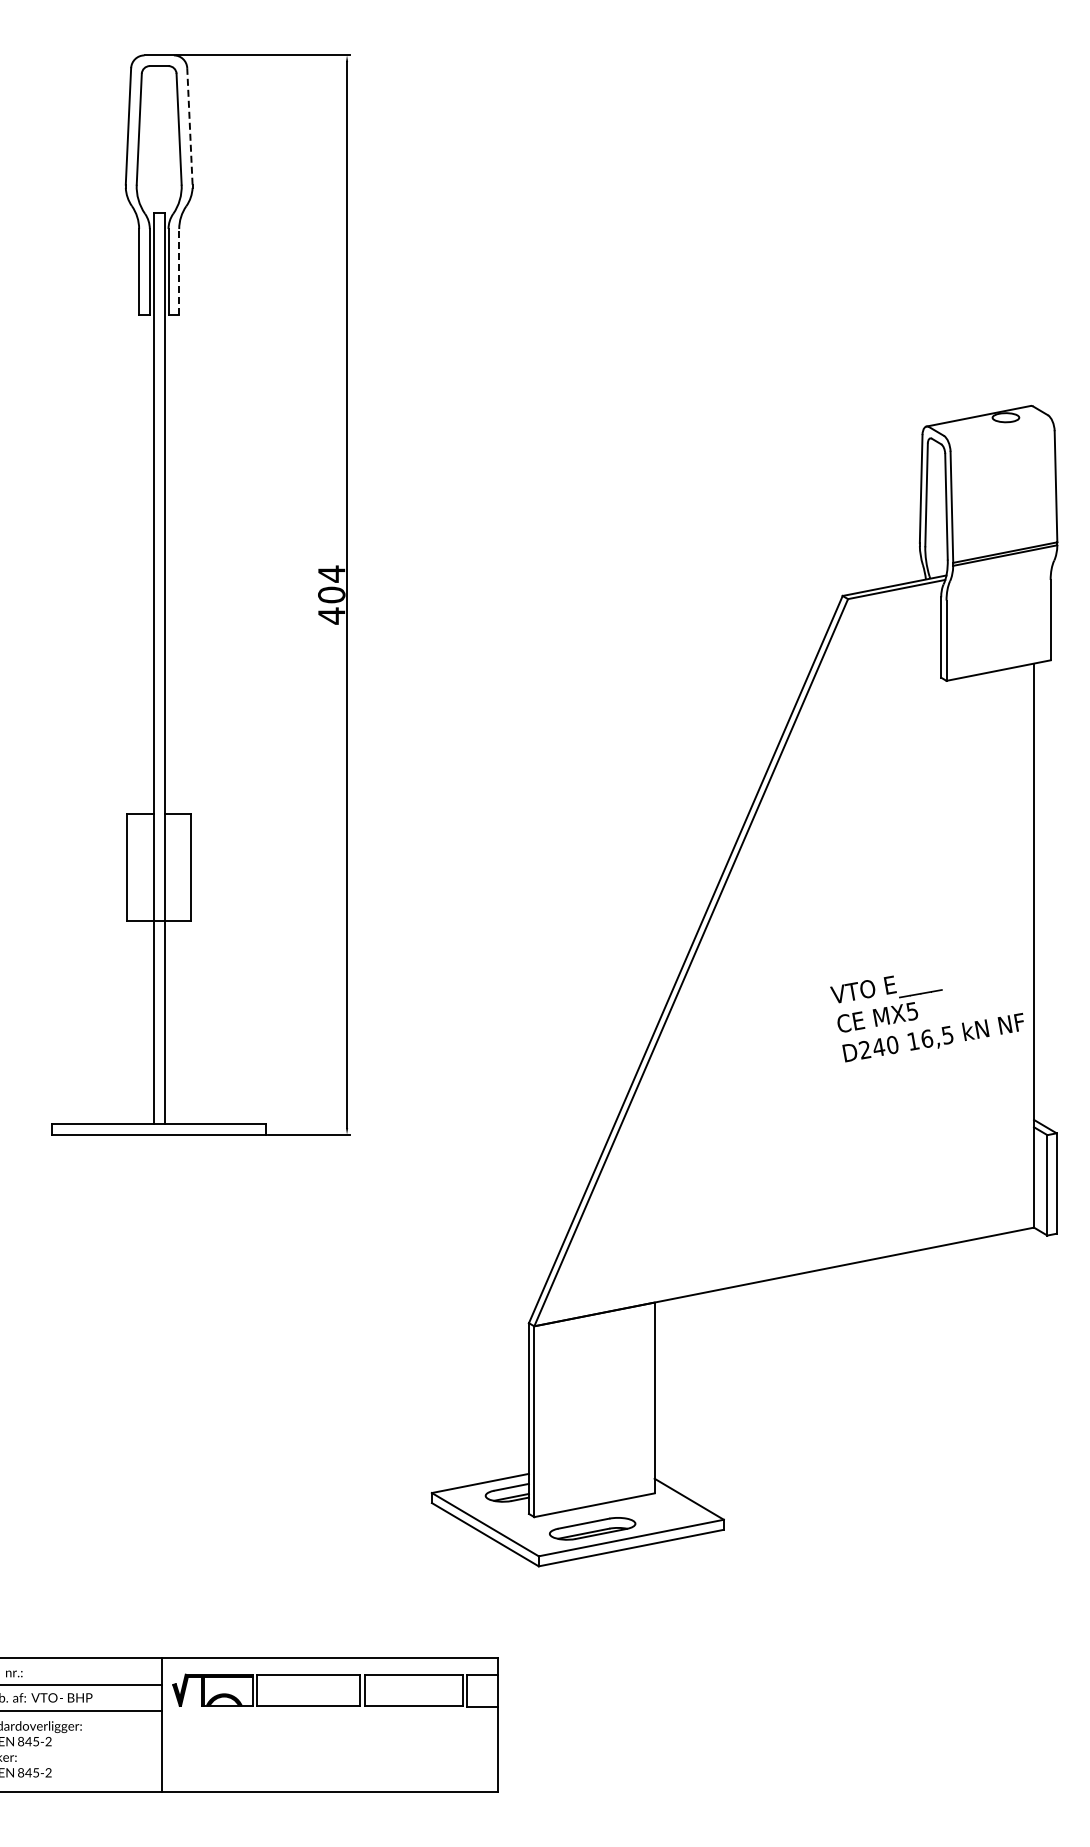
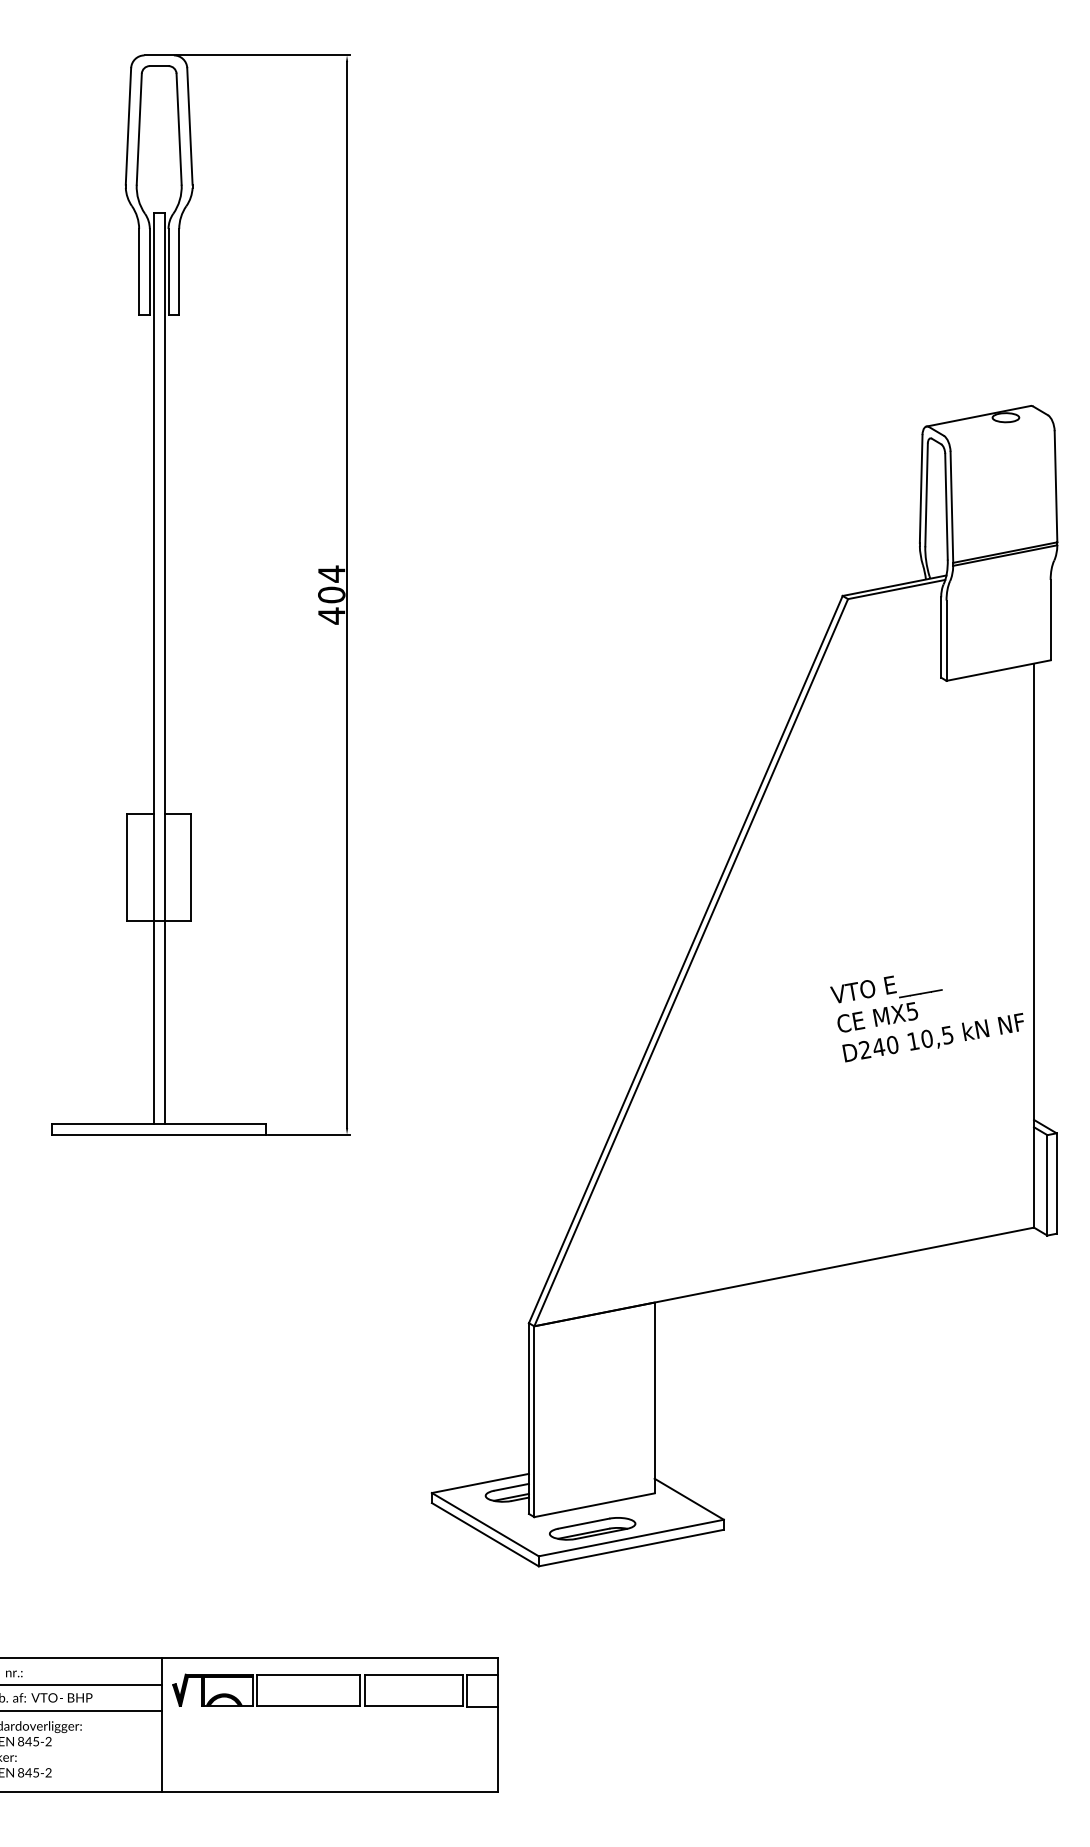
line: dashed -> solid (189, 125)
line: dashed -> solid (179, 271)
text: 16,5 -> 10,5 (927, 1038)
